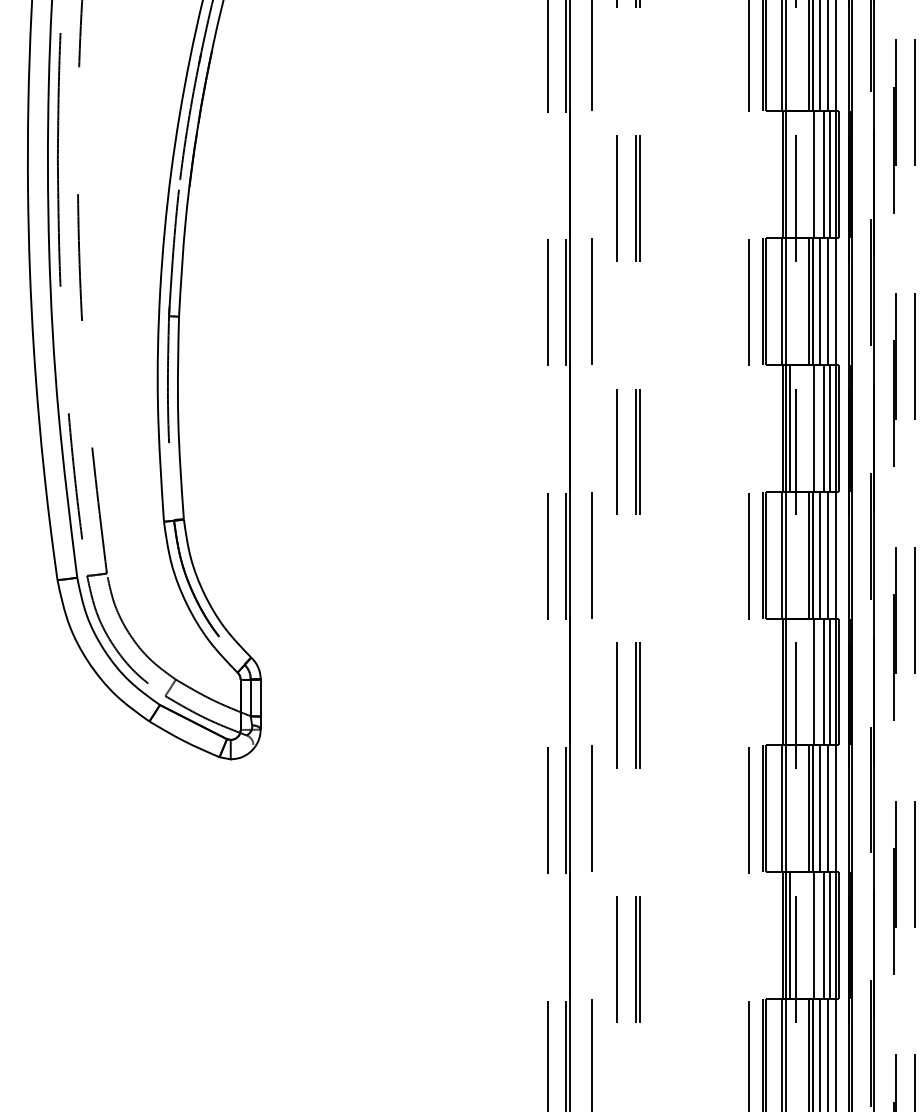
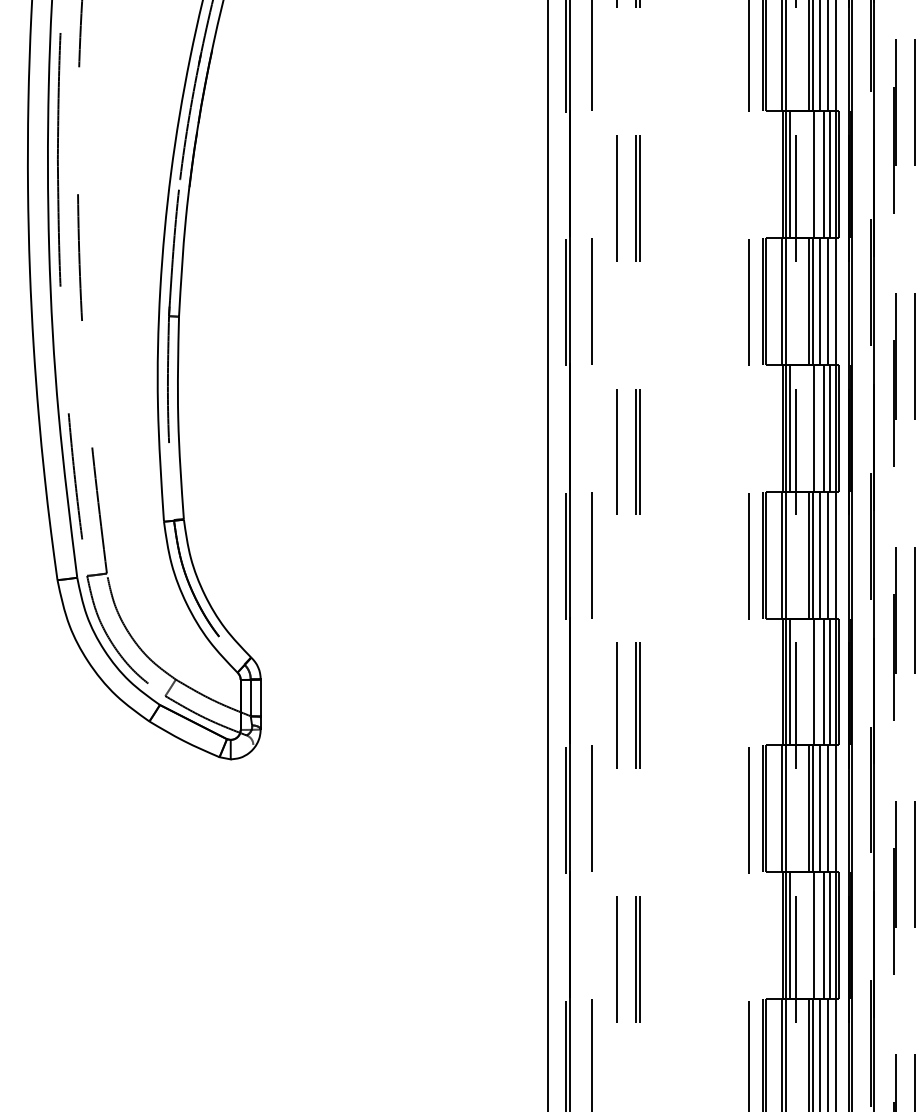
line: none -> present (790, 173)
line: dashed -> solid (547, 555)
line: none -> present (790, 681)
